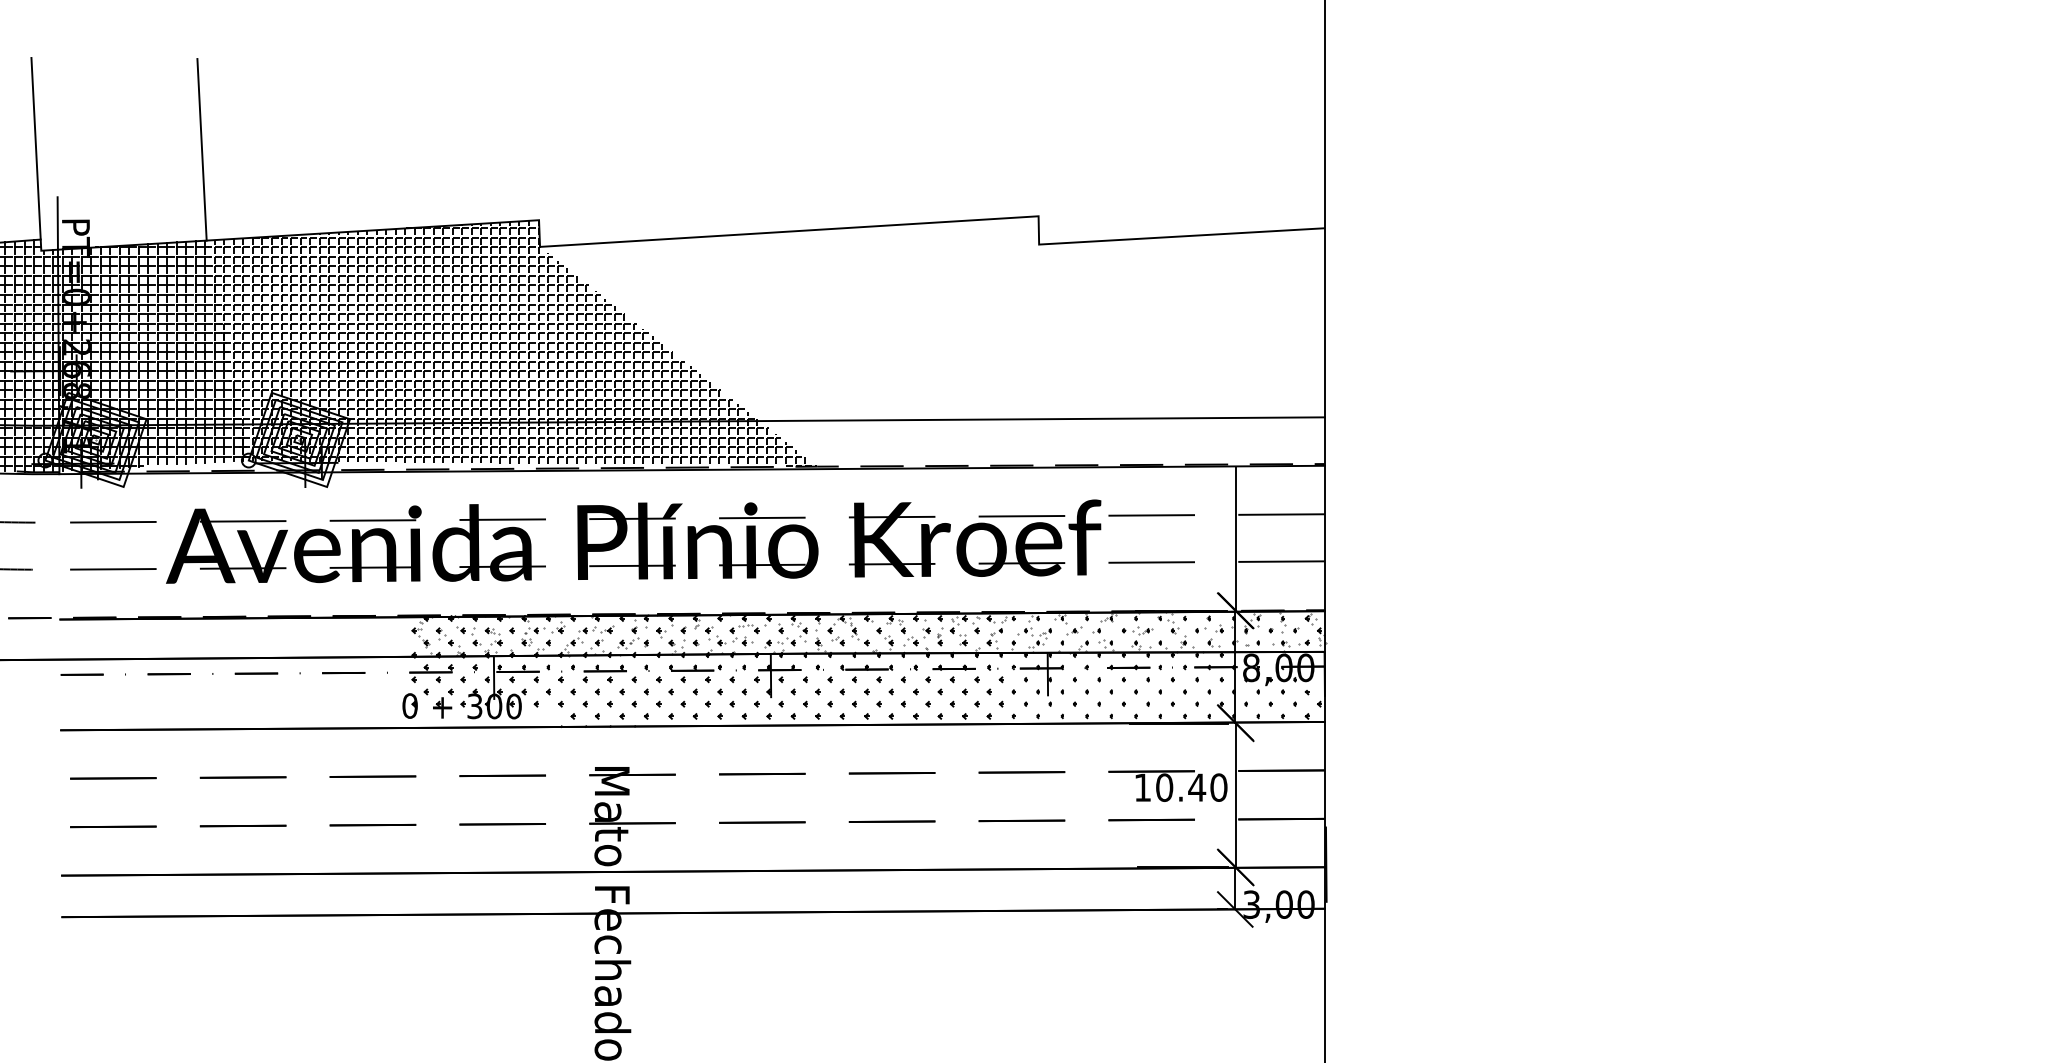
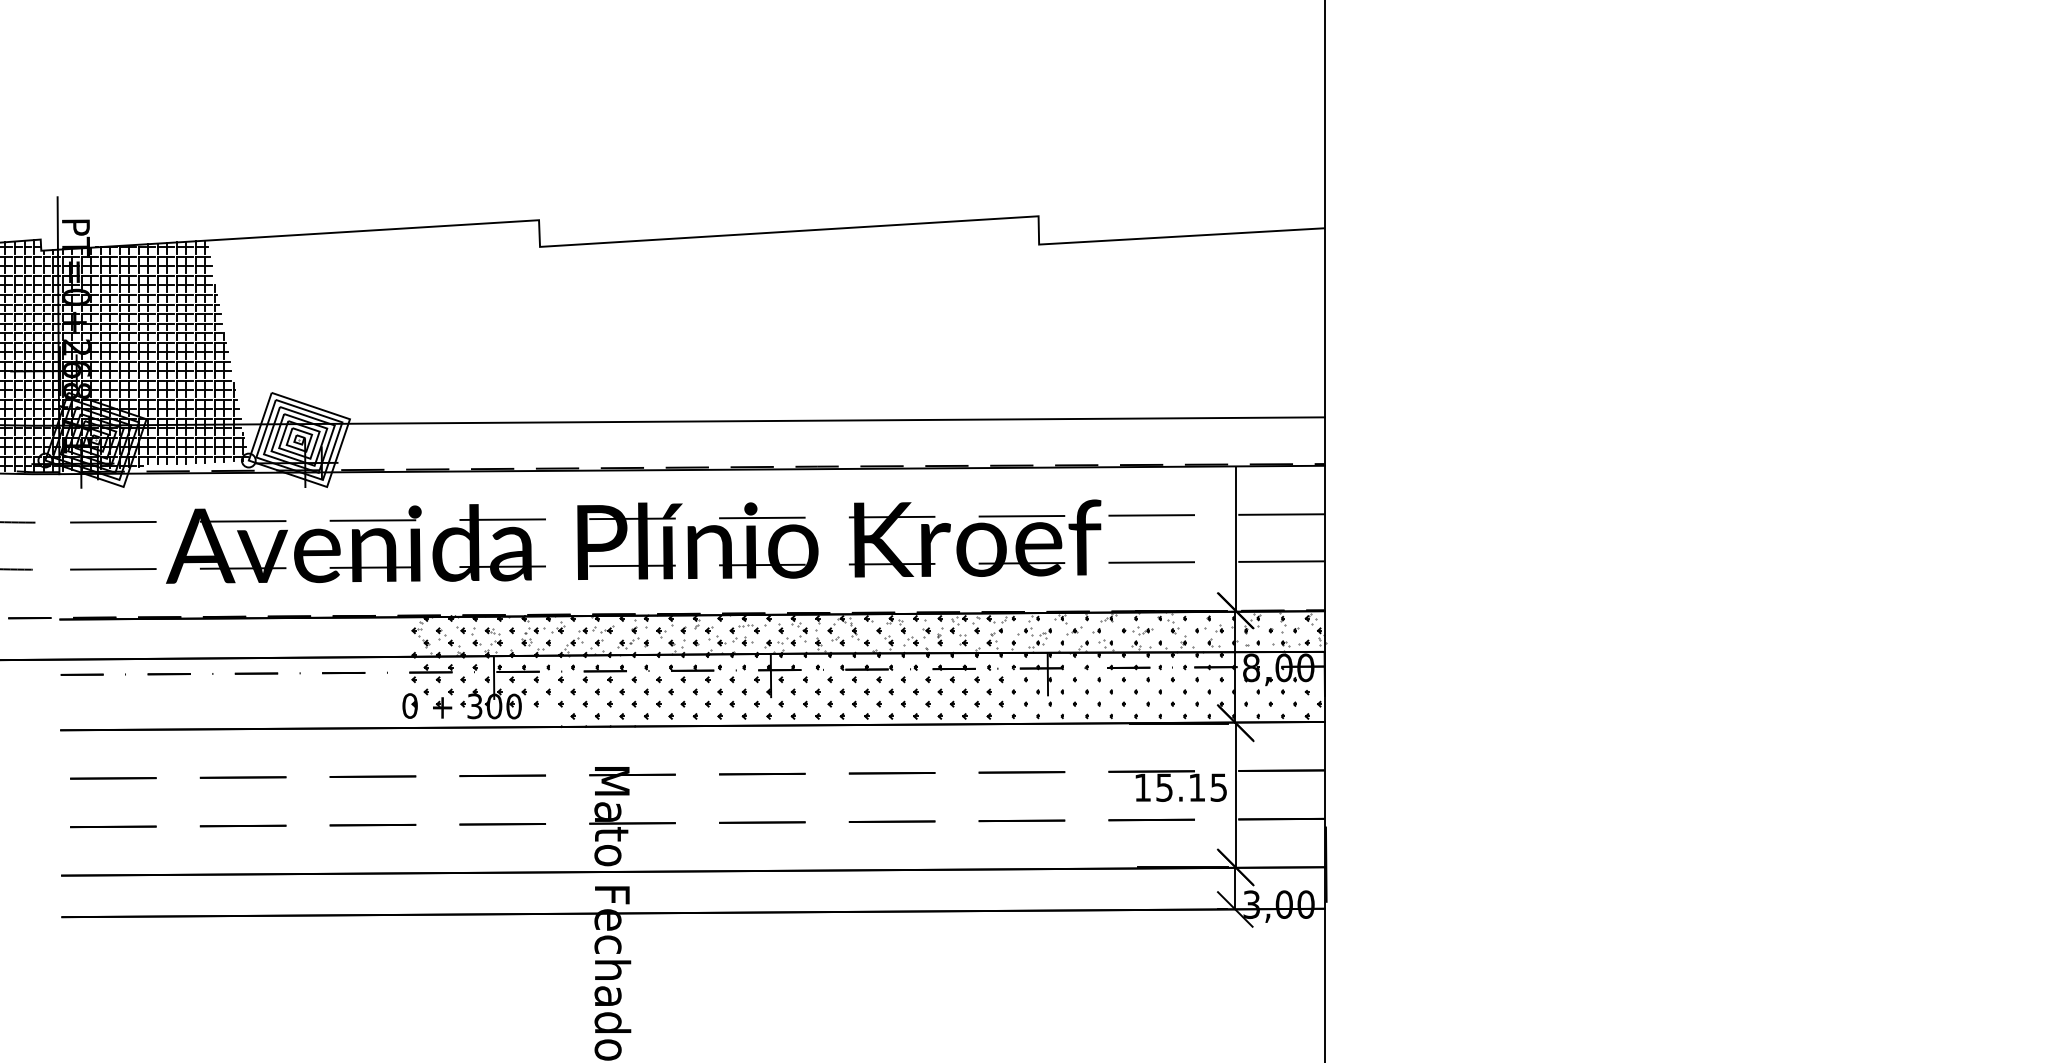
line: present -> none (35, 148)
line: present -> none (201, 149)
hatch: present -> none (511, 343)
text: 10.40 -> 15.15 (1191, 787)
